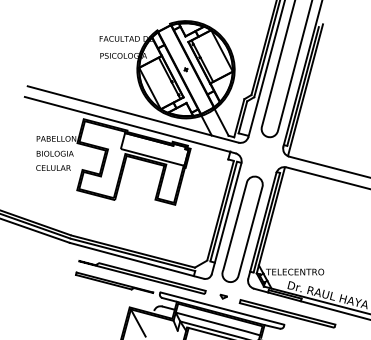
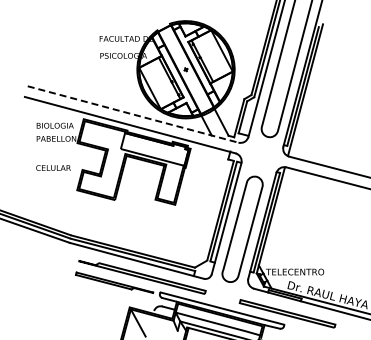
line: solid -> dashed (133, 114)
text position: (54, 153) -> (54, 125) (54, 125)
part: present -> none (223, 296)
